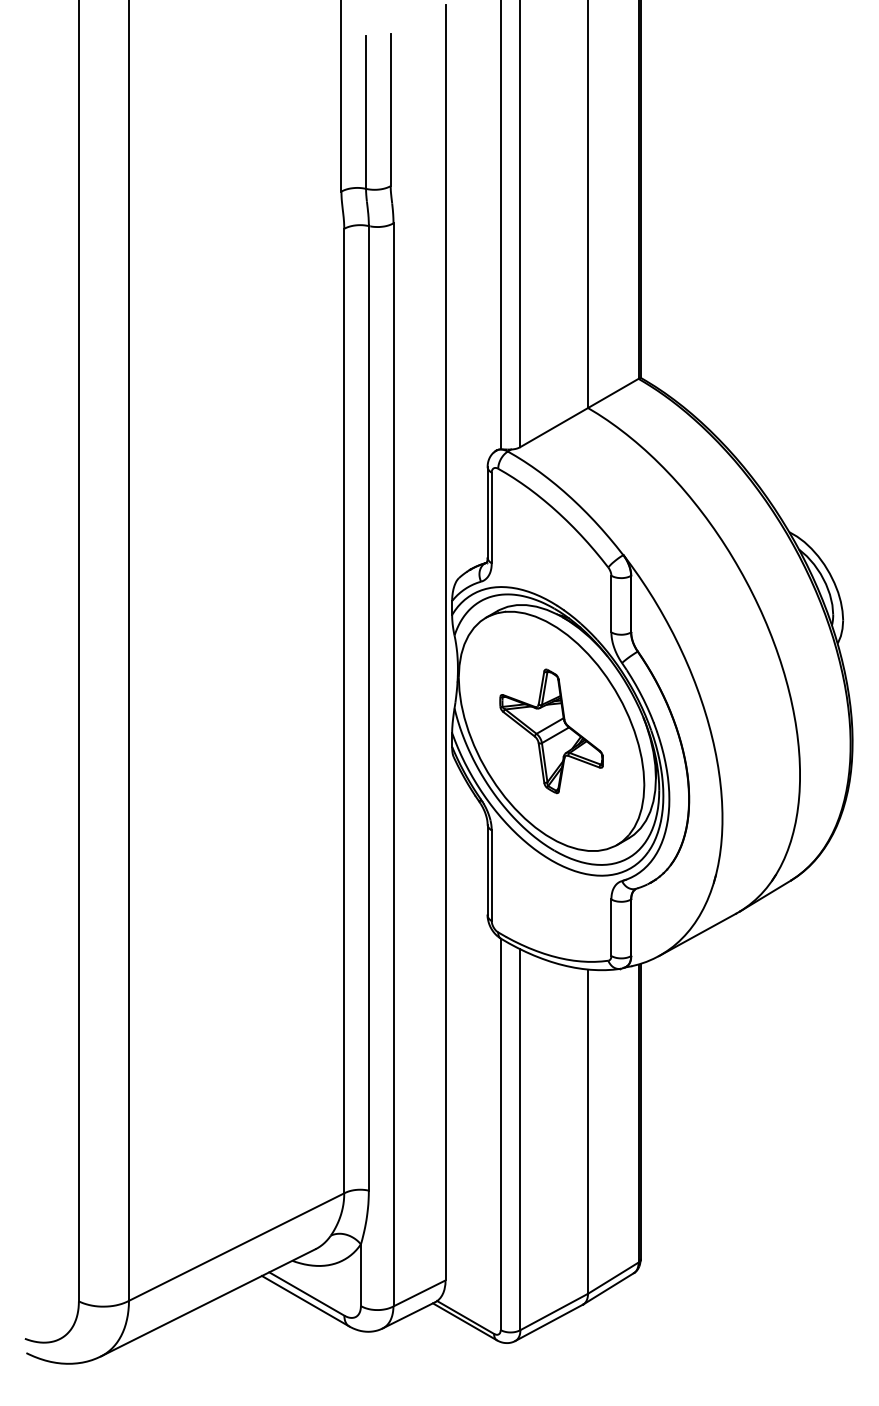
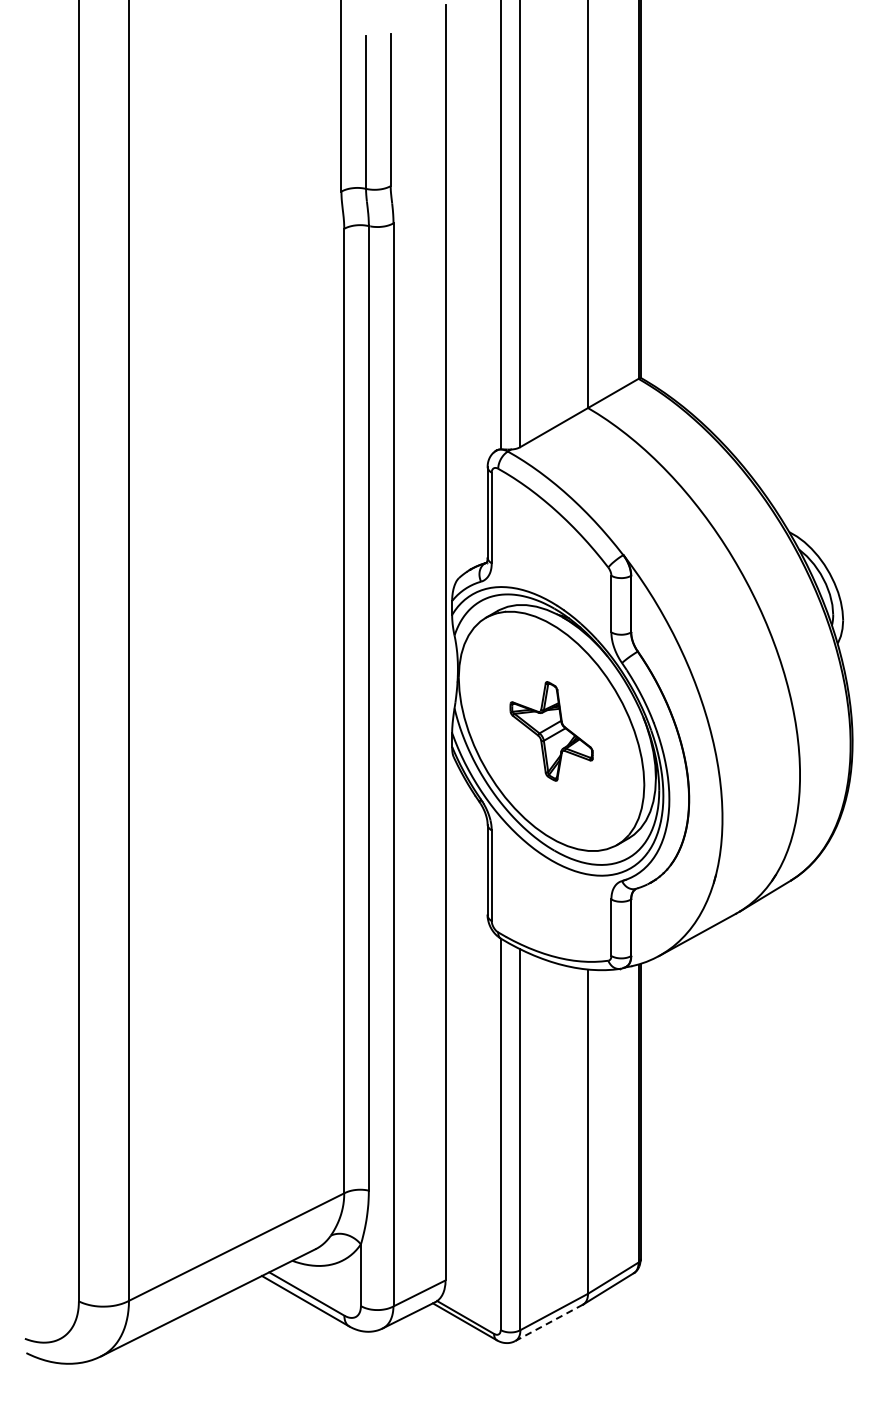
part size: 105x127 px -> 85x101 px (551, 731)
line: solid -> dashed (548, 1323)
